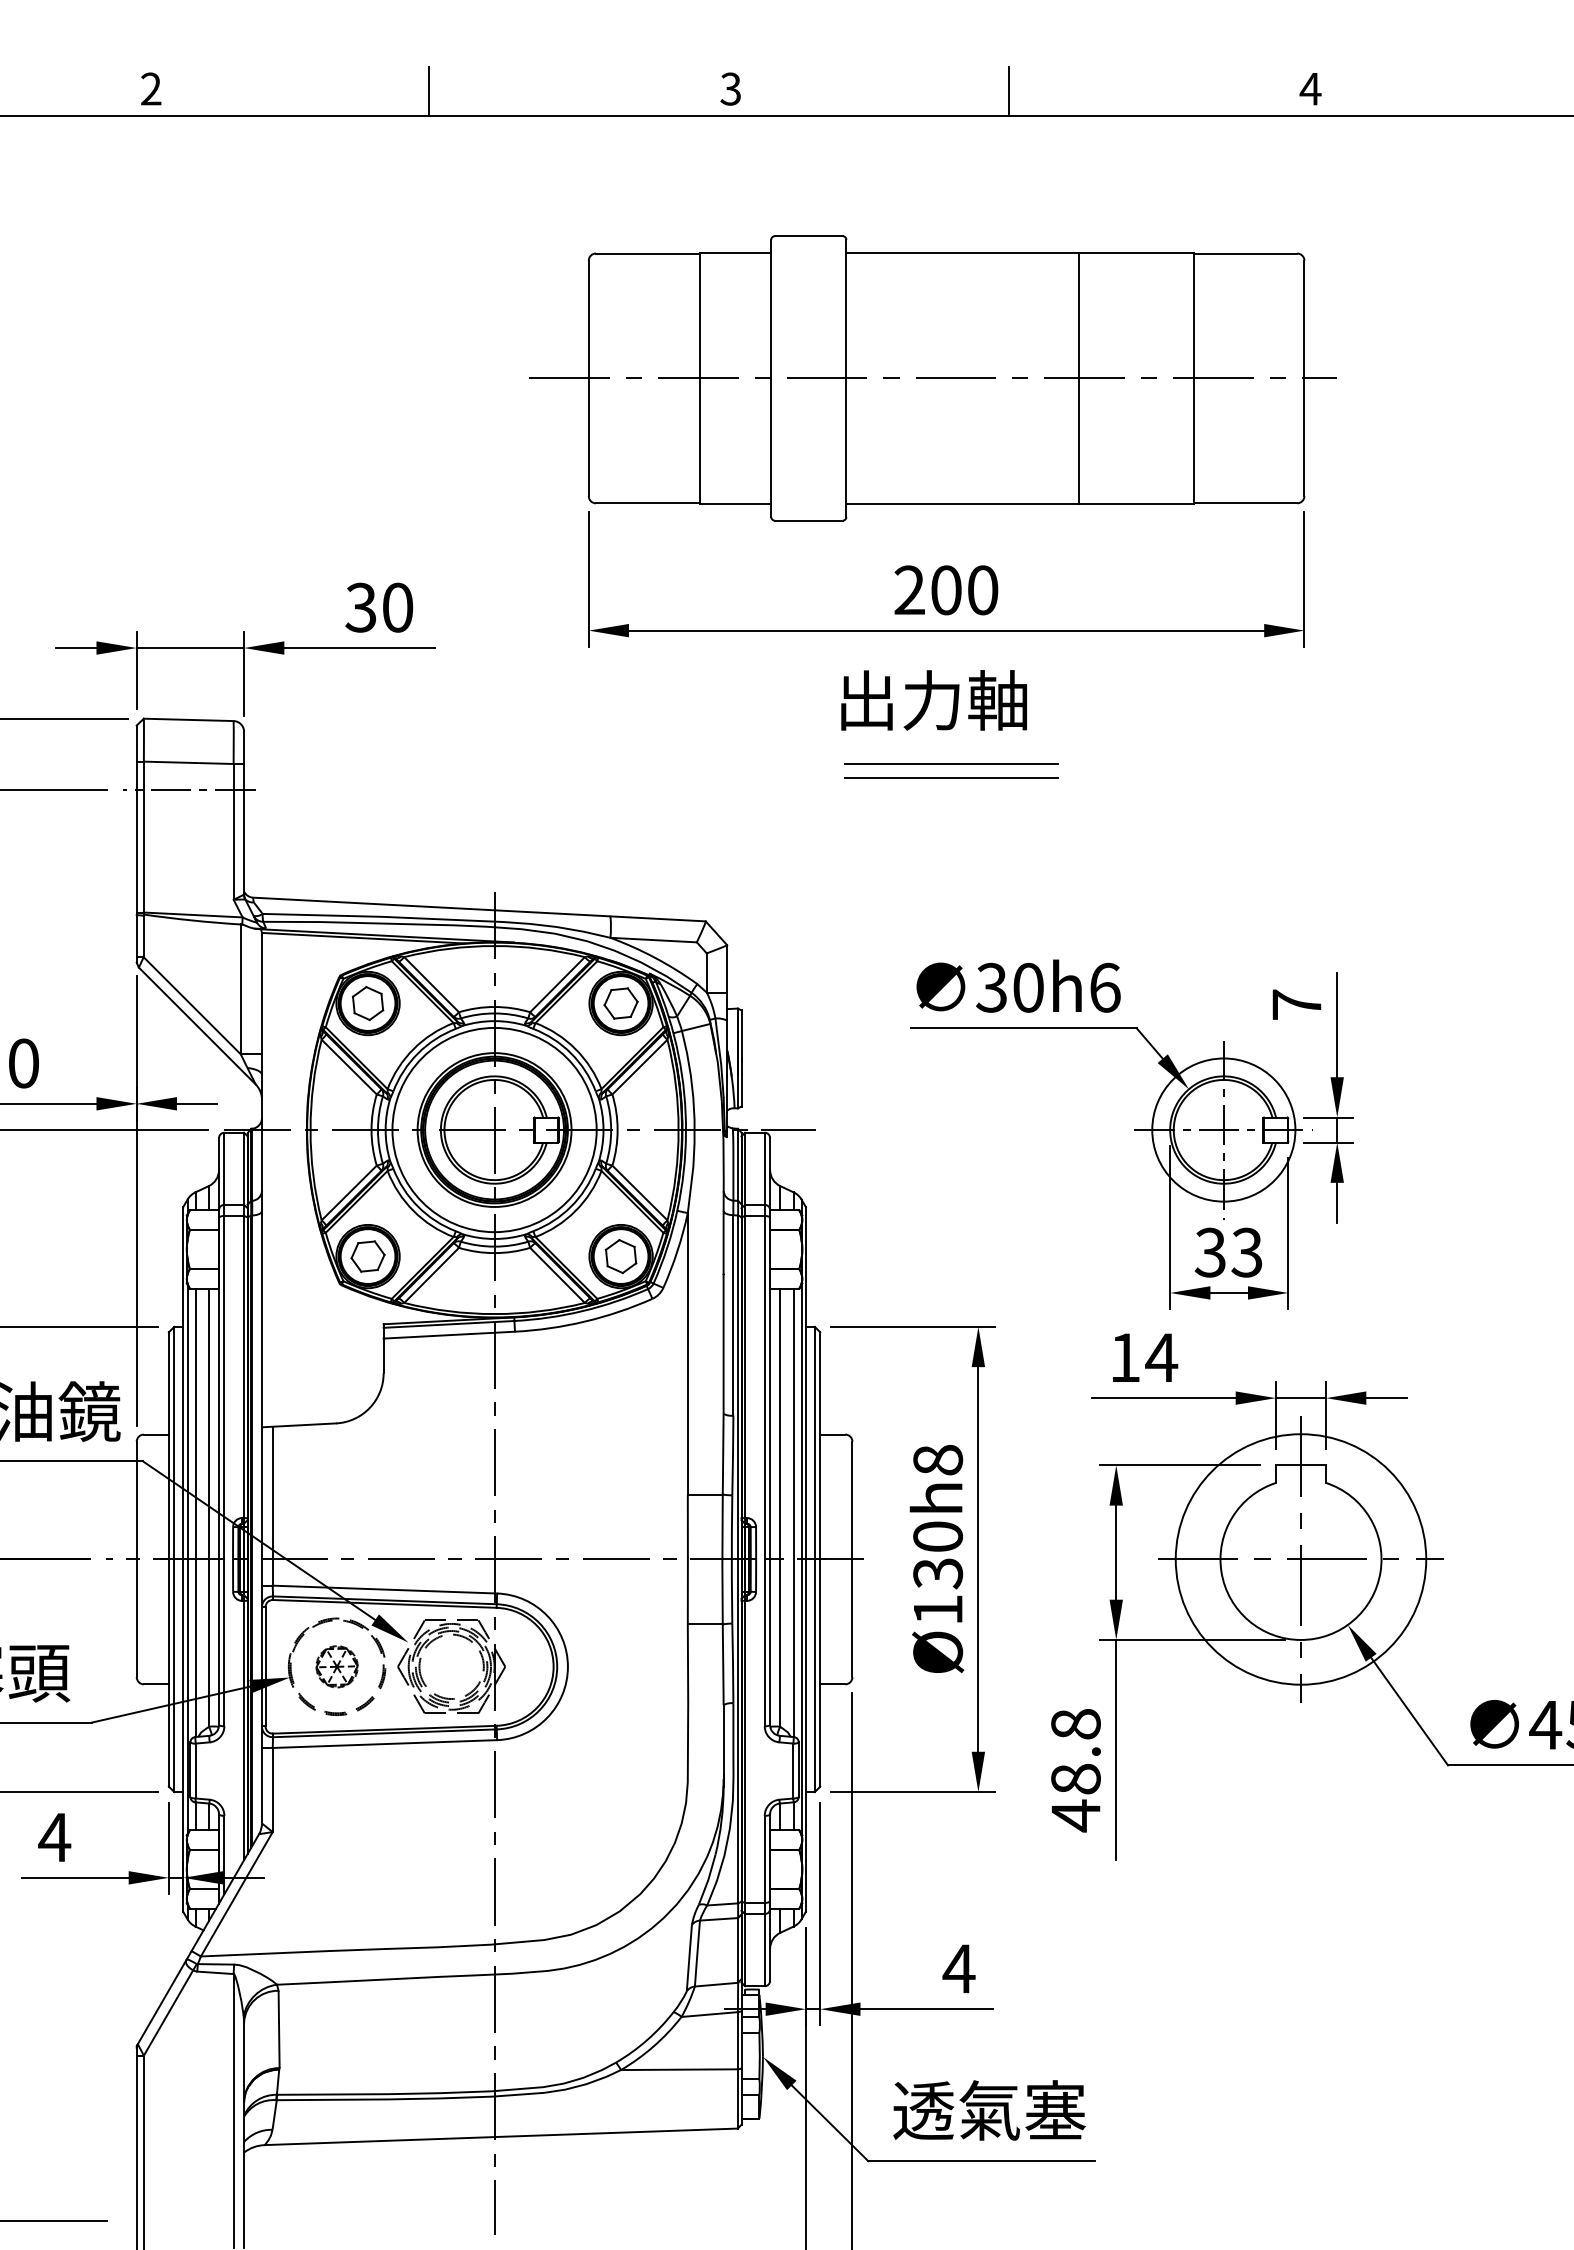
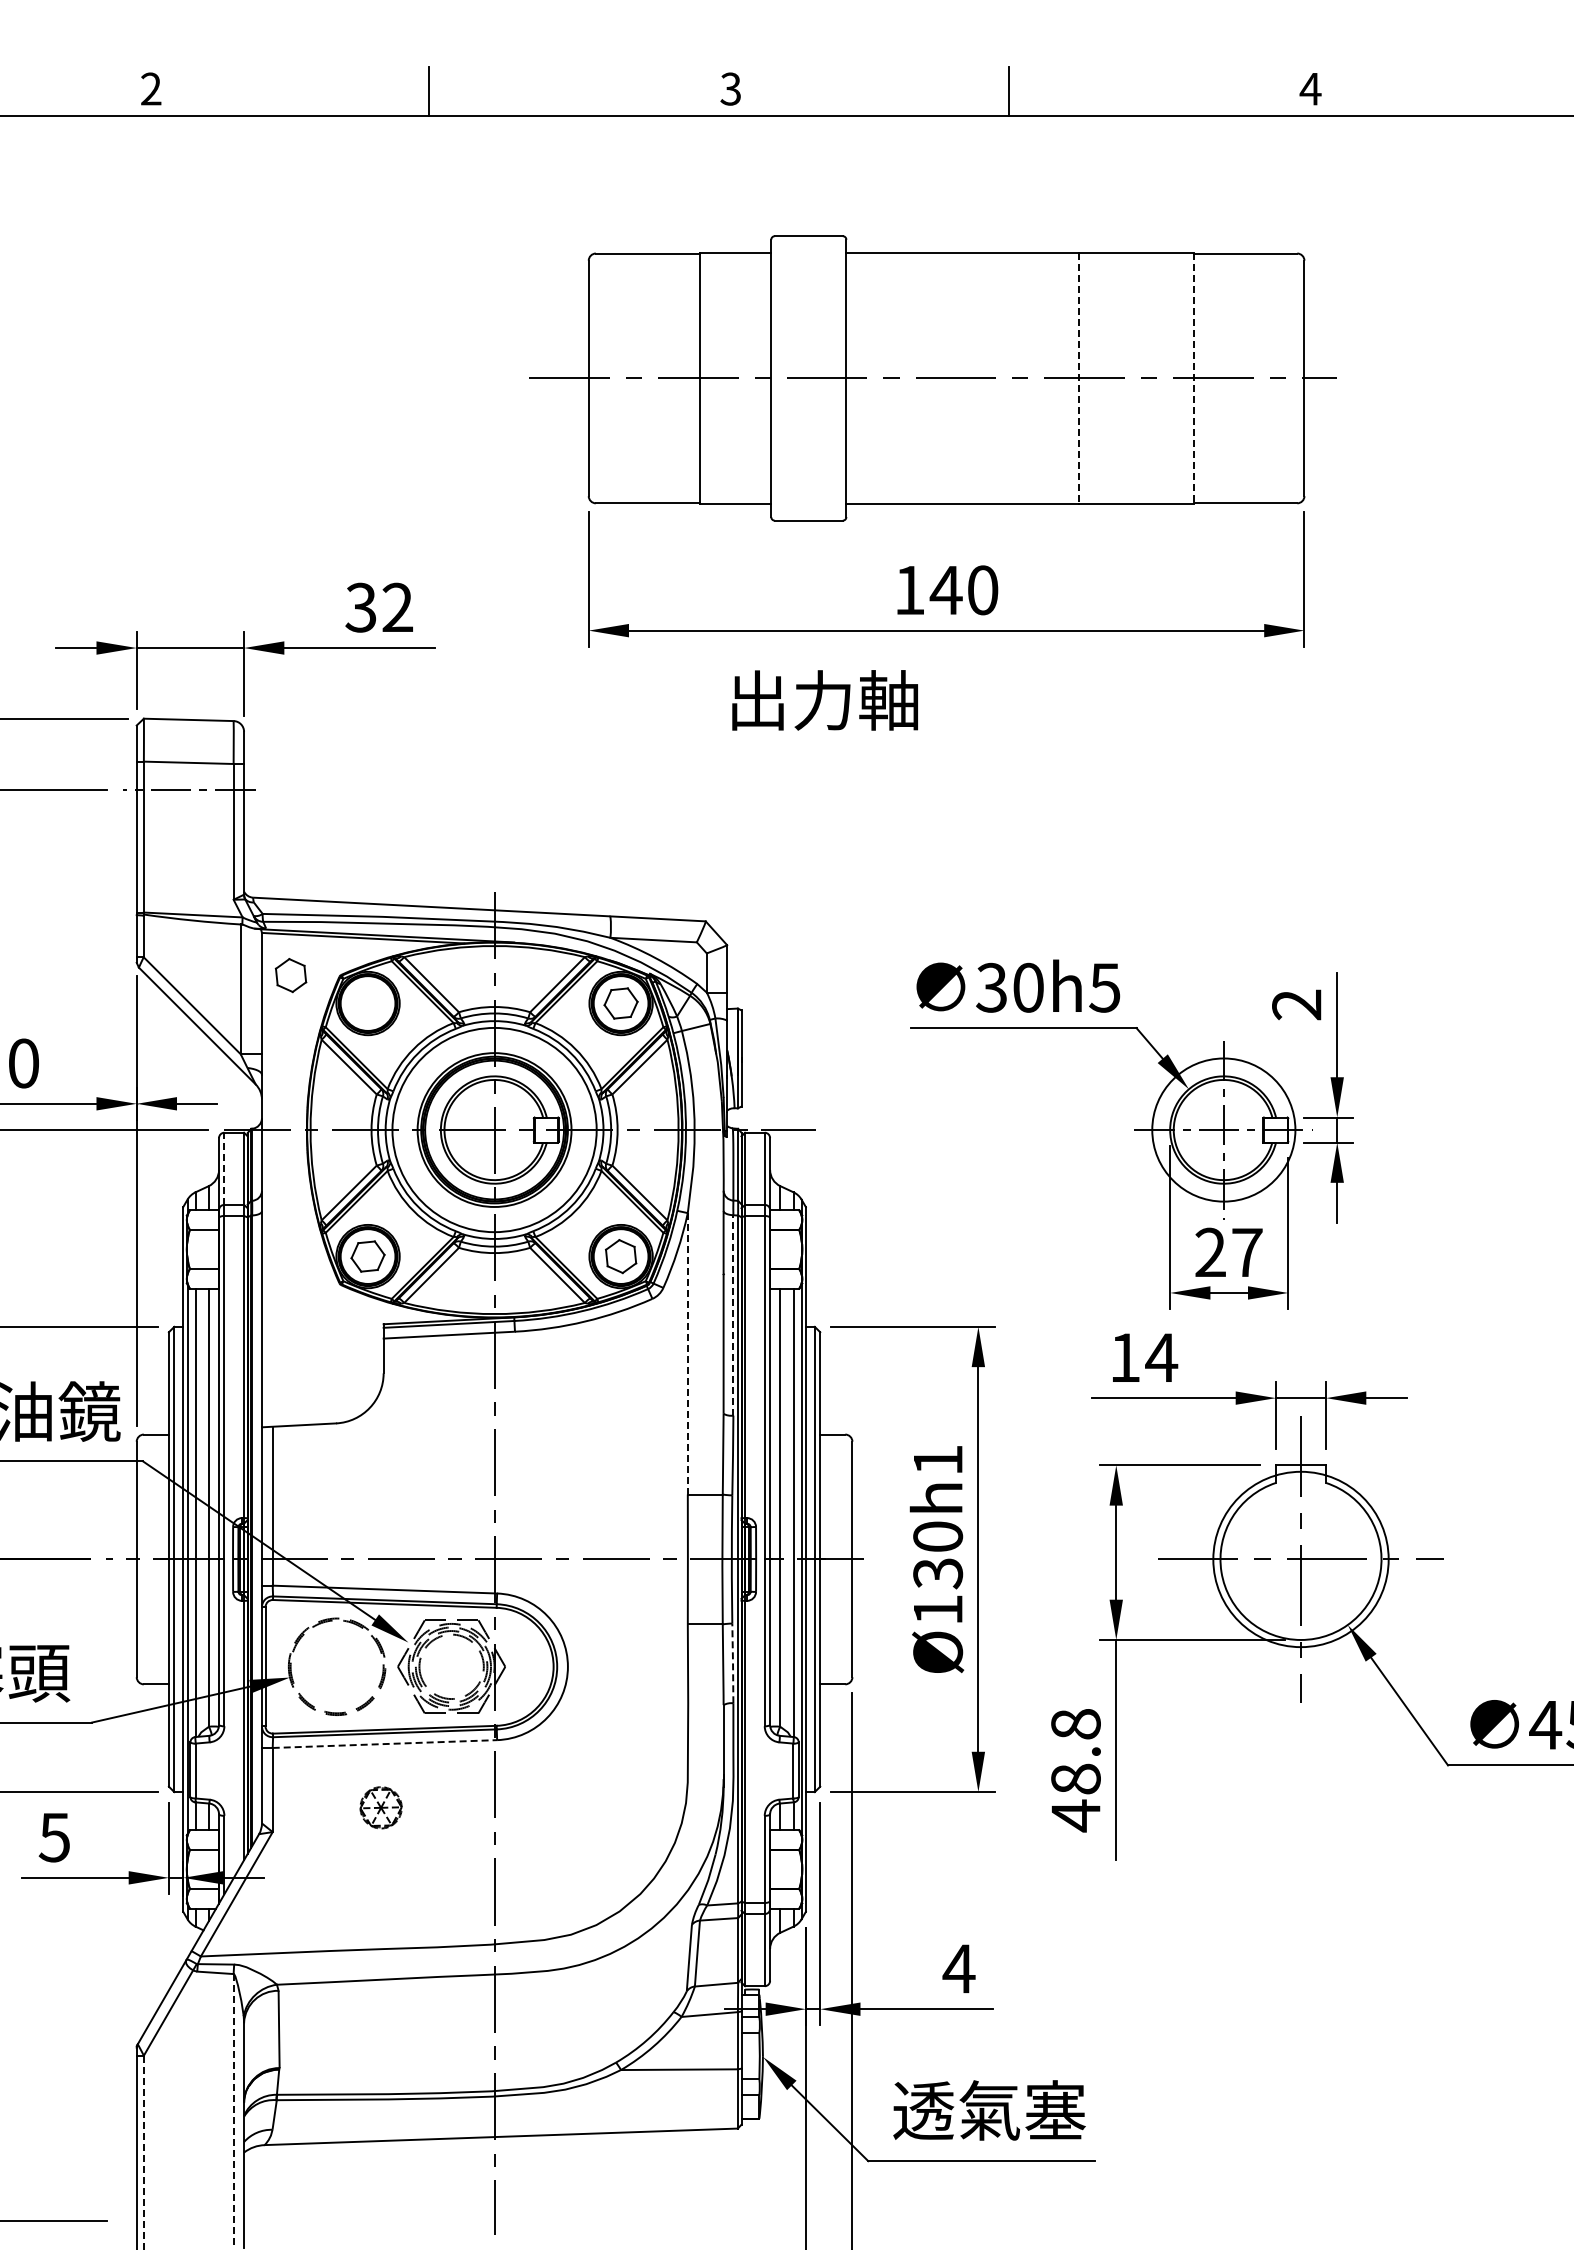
line: solid -> dashed (1078, 378)
line: solid -> dashed (1193, 378)
text: 200 -> 140 (928, 590)
text: 30 -> 32 (397, 607)
text position: (933, 700) -> (824, 700) (824, 700)
line: present -> none (951, 764)
line: present -> none (951, 778)
text: 30h6 -> 30h5 (1104, 987)
part position: (367, 1003) -> (290, 975) (290, 975)
text: 7 -> 2 (1296, 1004)
line: solid -> dashed (224, 1168)
text: 33 -> 27 (1228, 1252)
line: solid -> dashed (733, 1314)
line: solid -> dashed (687, 1353)
text: Ø130h8 -> Ø130h1 (938, 1459)
circle diameter: 250 px -> 175 px (1300, 1559)
line: solid -> dashed (733, 1663)
part position: (336, 1666) -> (380, 1807) (380, 1807)
line: solid -> dashed (385, 1744)
text: 4 -> 5 (54, 1837)
line: solid -> dashed (233, 2110)
line: solid -> dashed (143, 2152)
